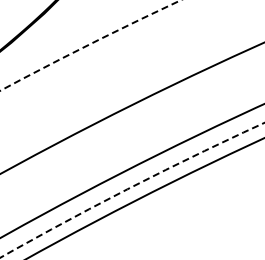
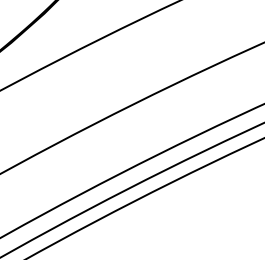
circle: dashed -> solid (90, 45)
circle: dashed -> solid (132, 189)
